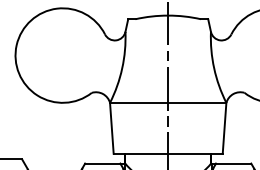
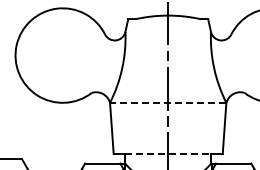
line: solid -> dashed (167, 102)
line: solid -> dashed (168, 153)
